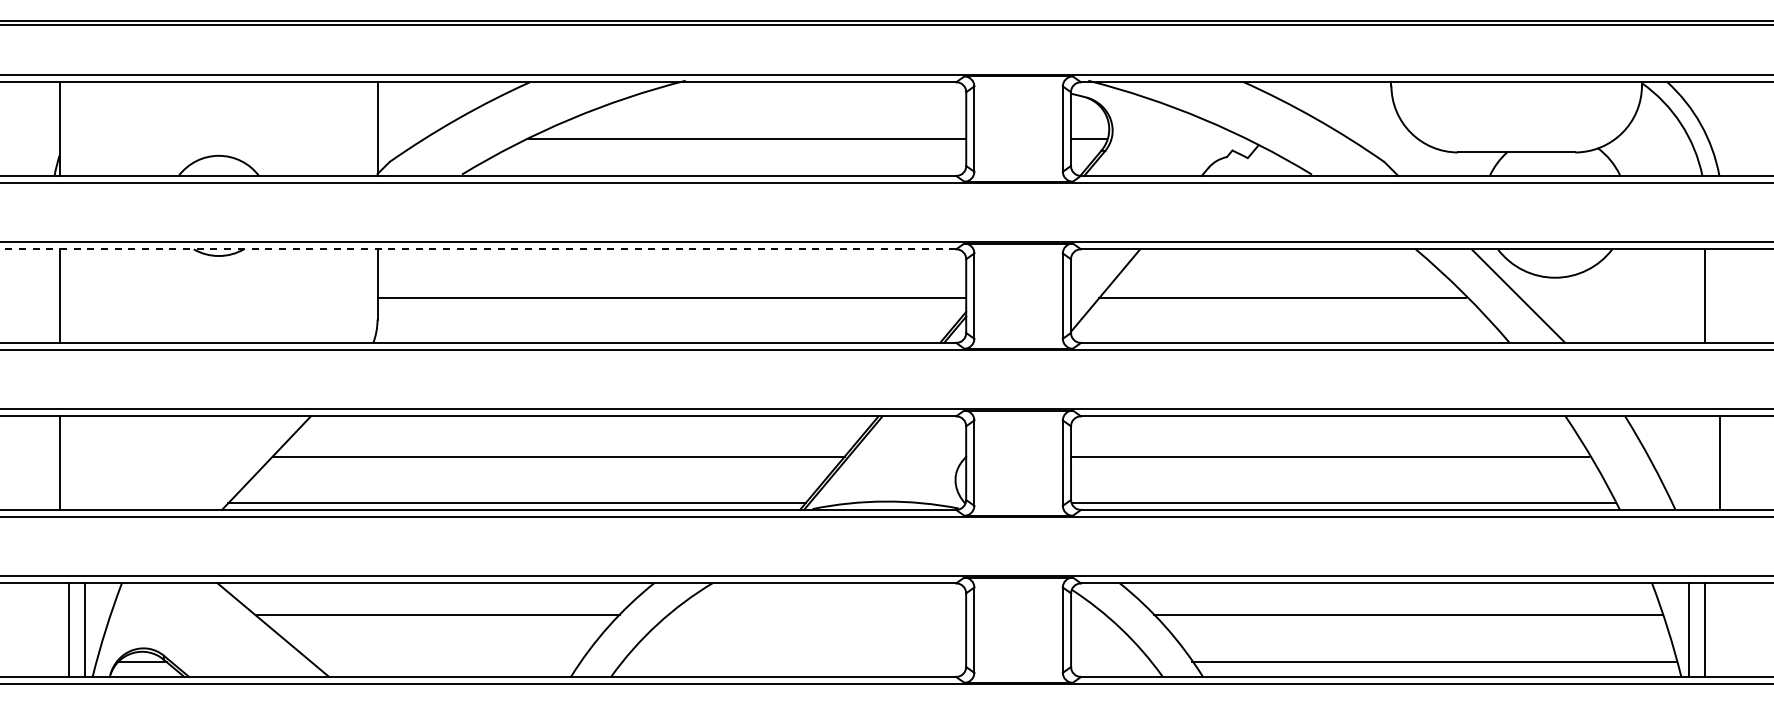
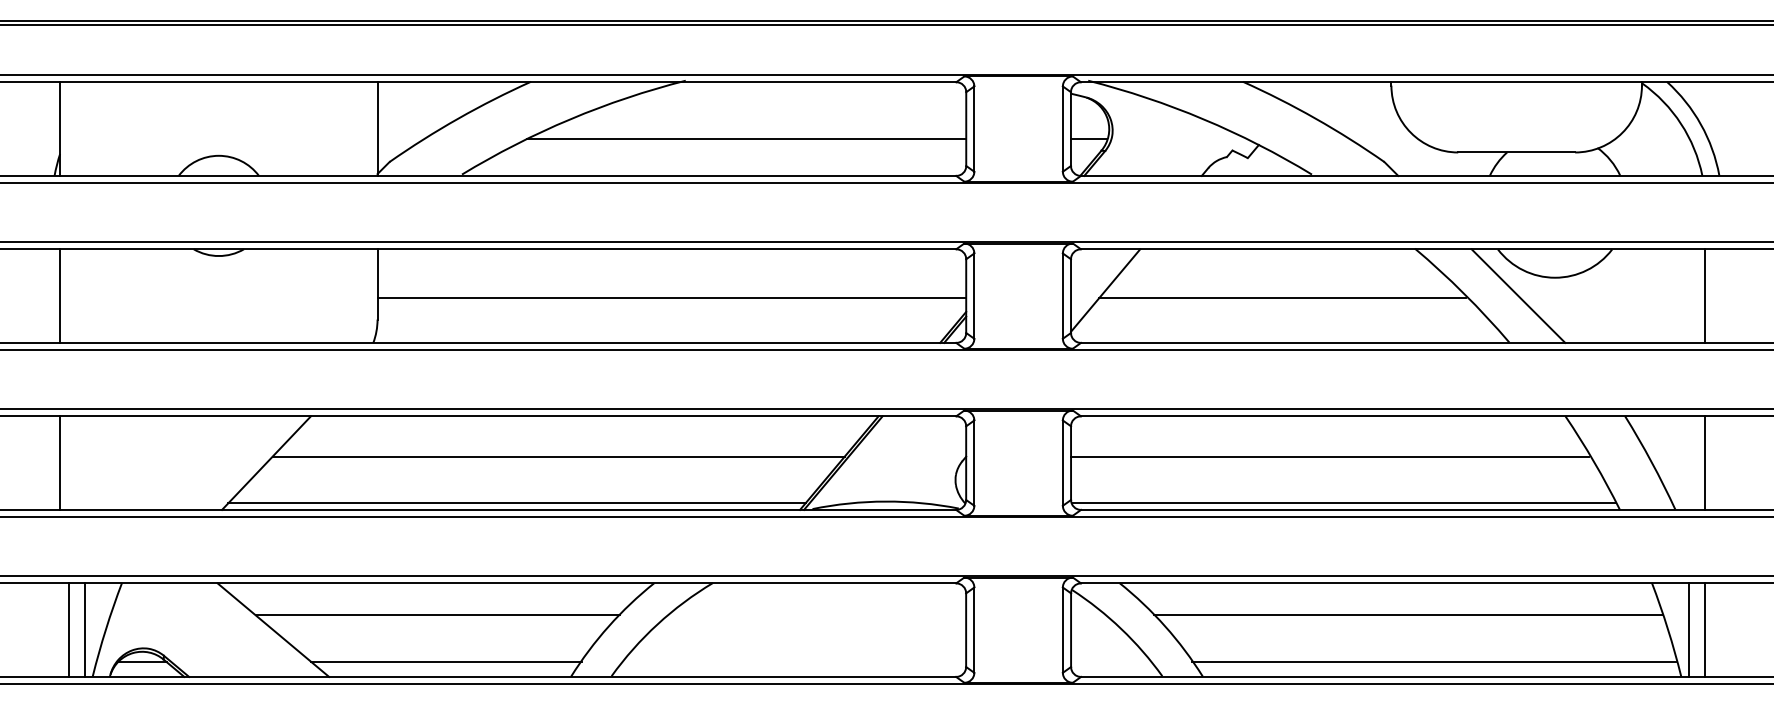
line: dashed -> solid (478, 249)
line position: (1720, 462) -> (1705, 462) (1705, 462)
line: none -> present (446, 662)
